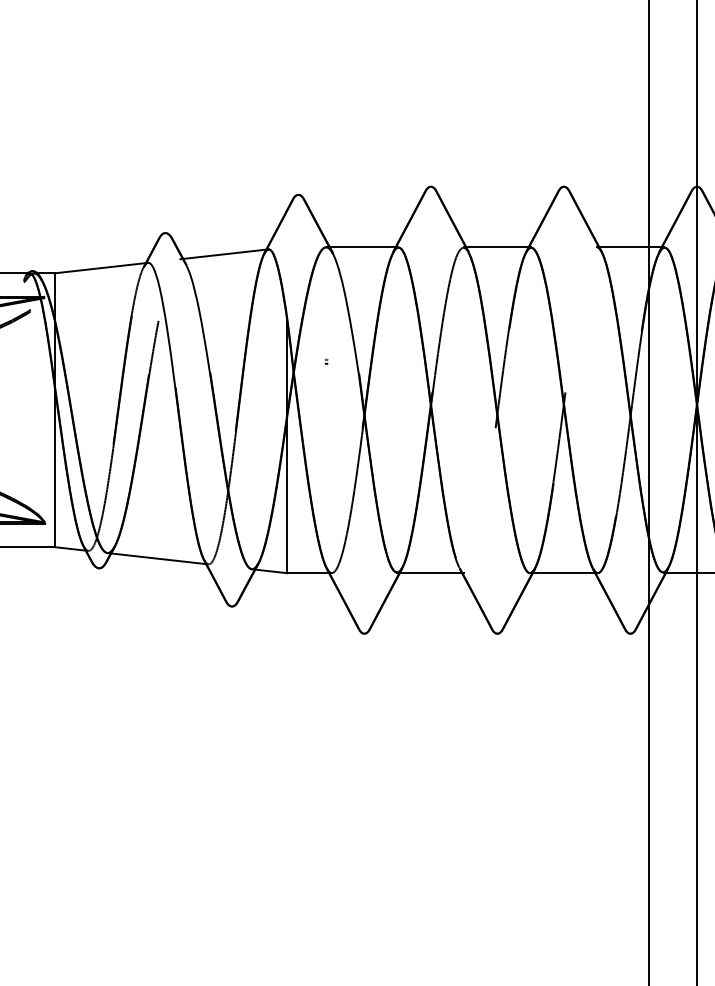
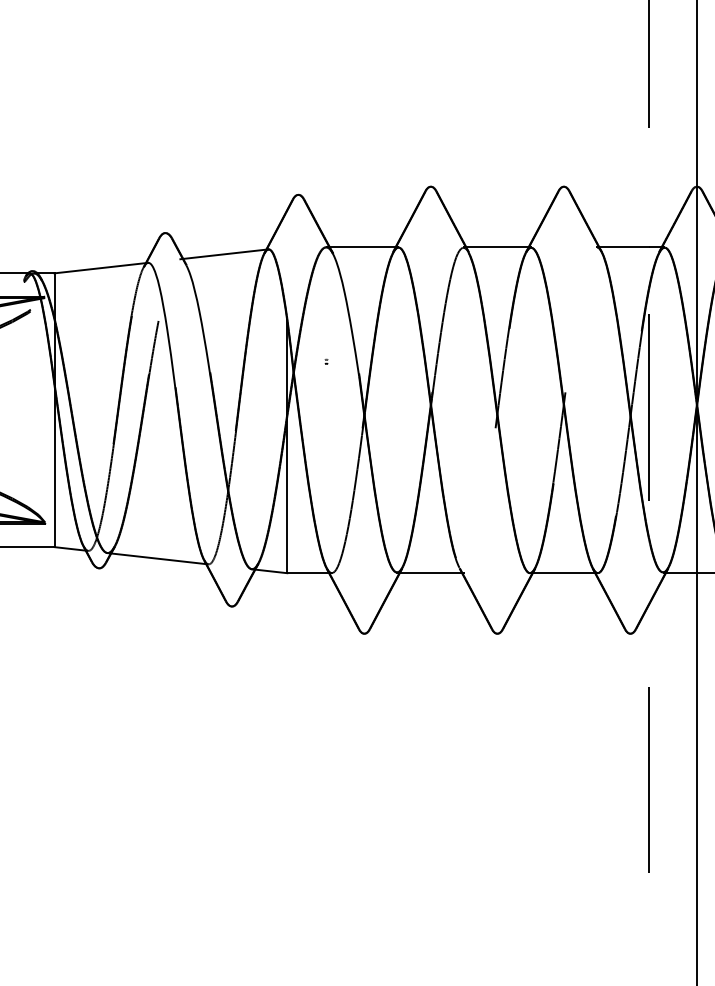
line: solid -> dashed (649, 492)
